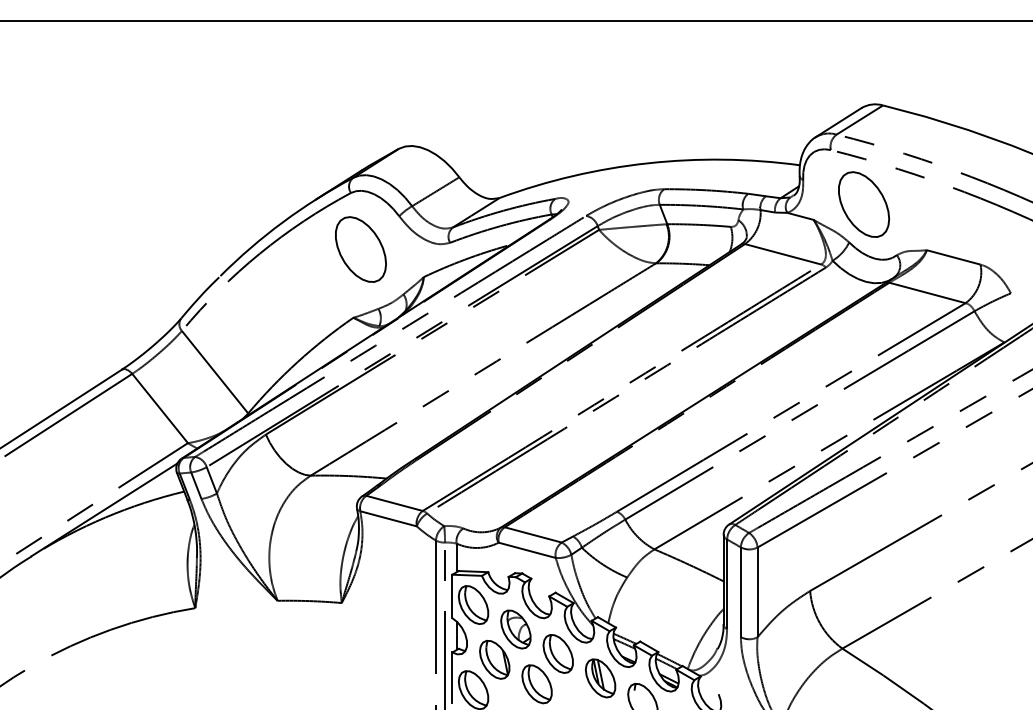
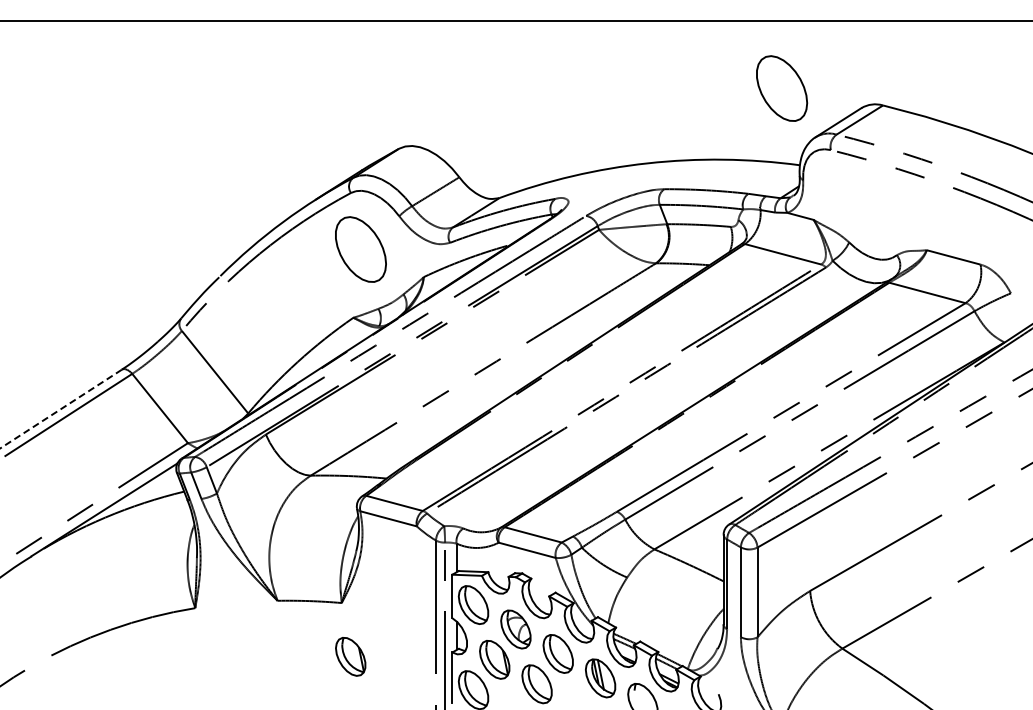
part position: (864, 204) -> (782, 88) (782, 88)
line: solid -> dashed (60, 409)
part: none -> present (350, 656)
